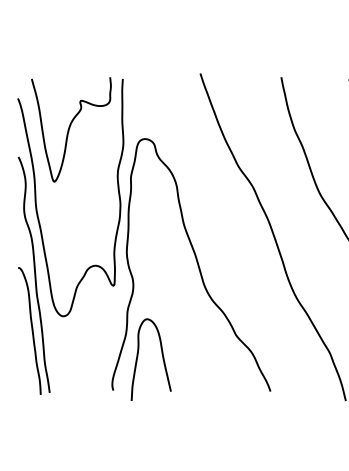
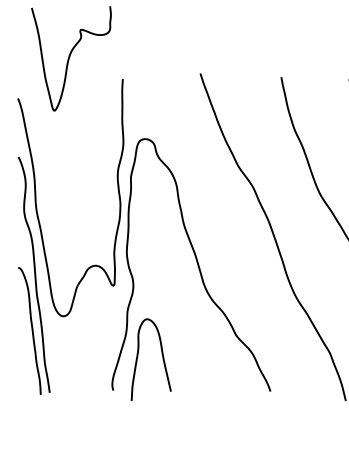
curve position: (70, 128) -> (70, 57) (70, 57)
